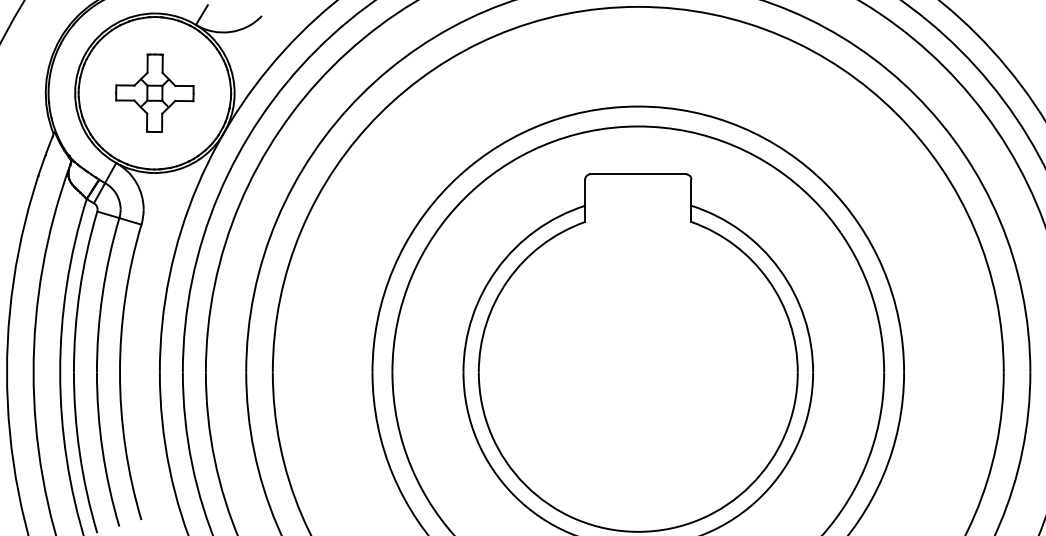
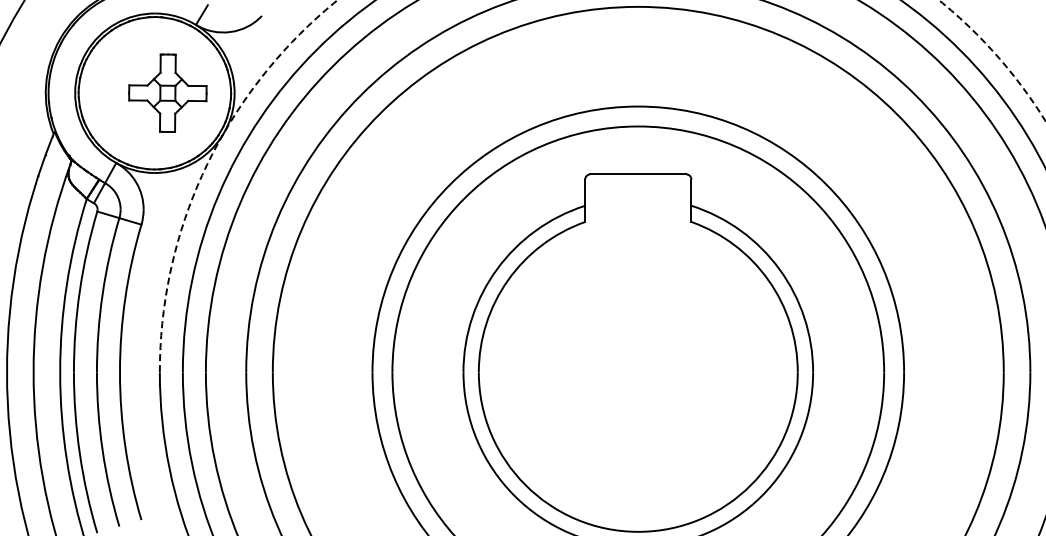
part position: (154, 92) -> (167, 92) (167, 92)
arc: solid -> dashed (248, 94)
